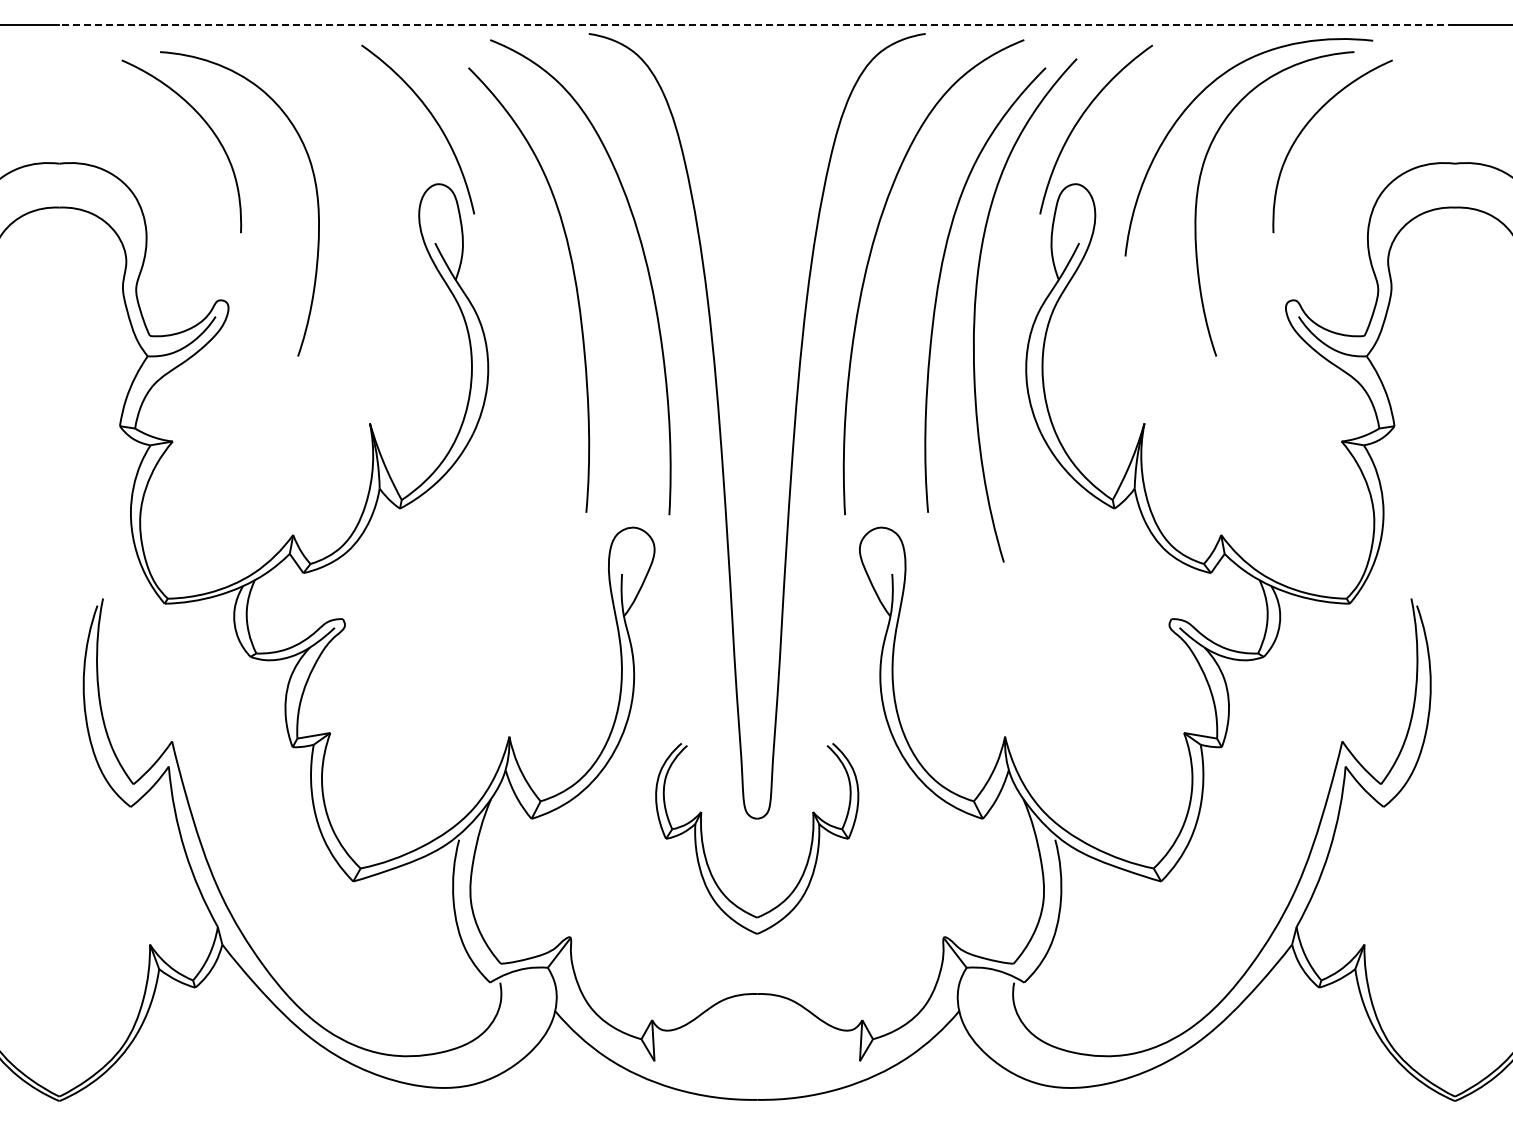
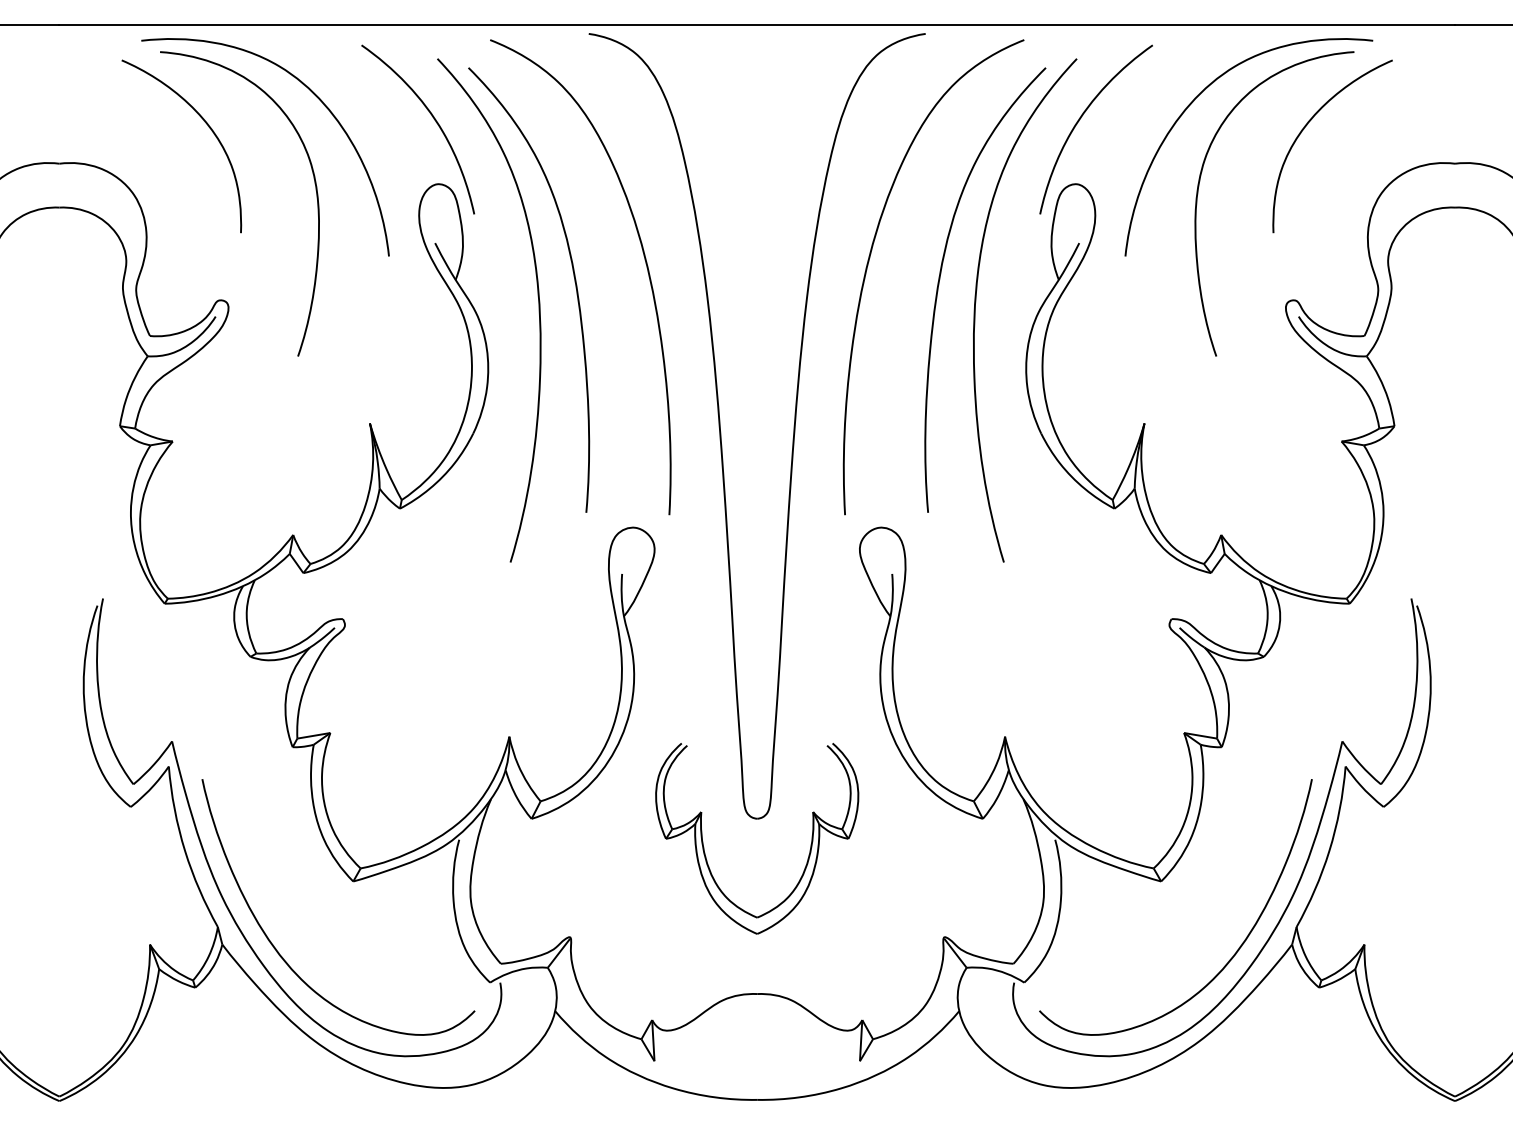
line: dashed -> solid (757, 24)
curve: none -> present (315, 96)
curve: none -> present (538, 310)
curve: none -> present (1236, 950)
curve: none -> present (279, 952)
